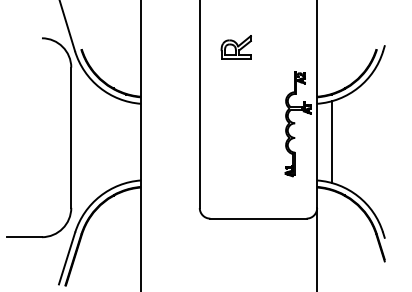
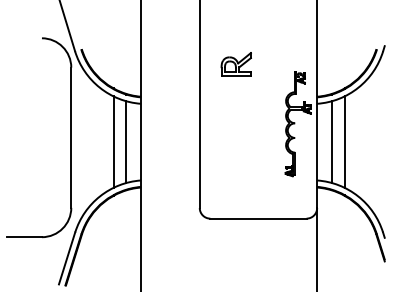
part position: (235, 47) -> (235, 64) (235, 64)
line: none -> present (113, 141)
line: none -> present (126, 141)
line: none -> present (344, 141)
